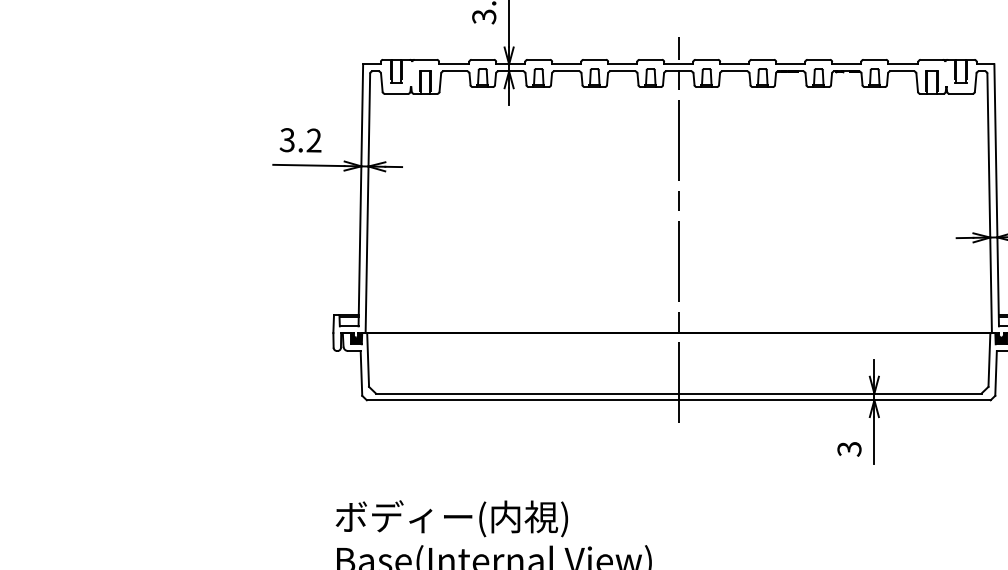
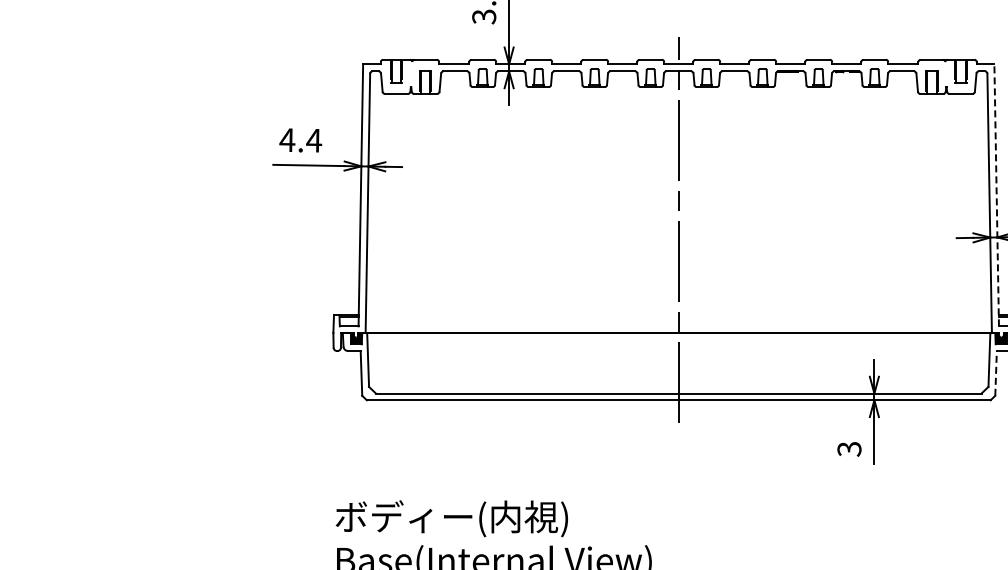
text: 3.2 -> 4.4 (300, 140)
line: solid -> dashed (996, 194)
line: solid -> dashed (996, 372)
